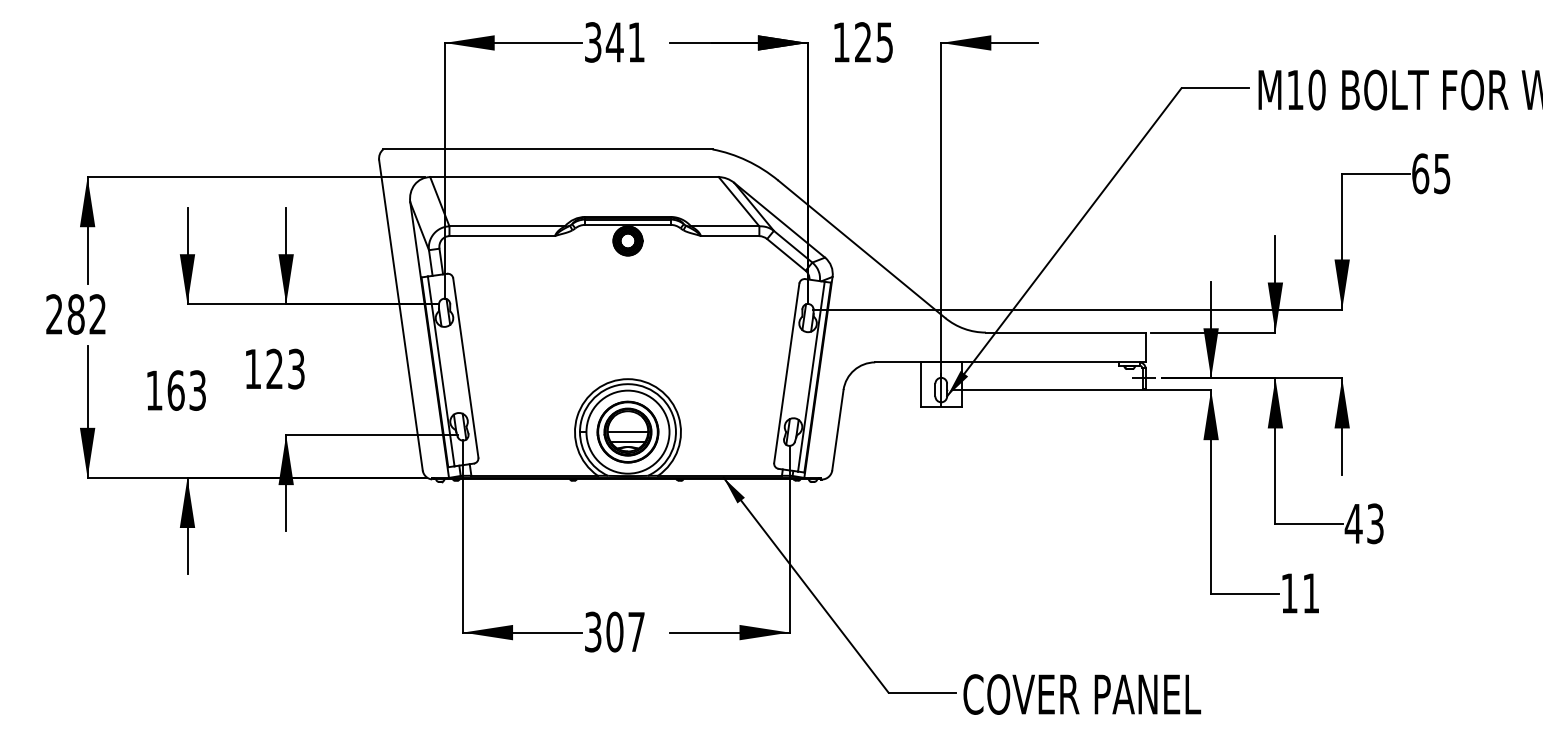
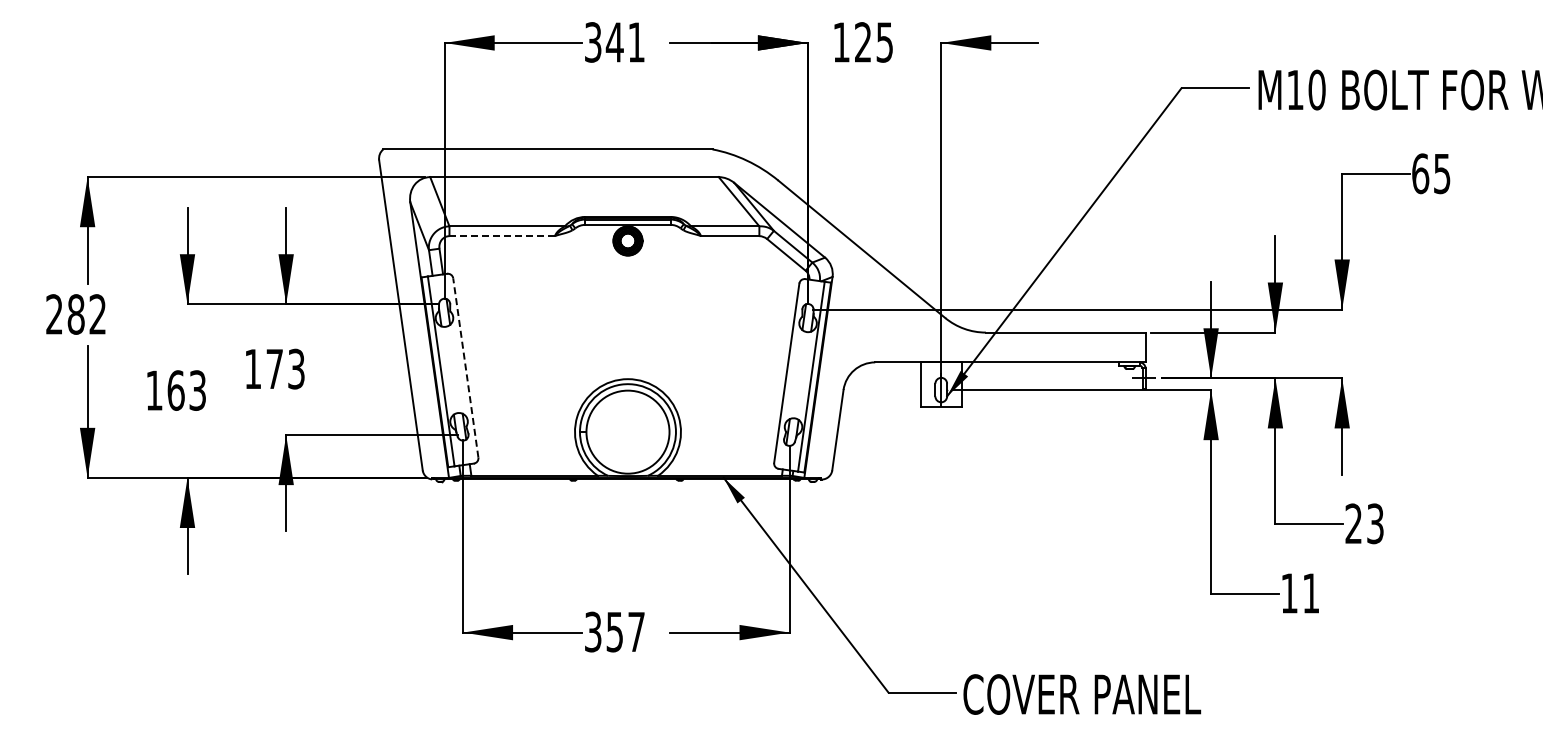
line: solid -> dashed (502, 236)
line: solid -> dashed (465, 367)
text: 123 -> 173 (274, 368)
part: present -> none (627, 431)
text: 43 -> 23 (1353, 523)
text: 307 -> 357 (614, 631)
